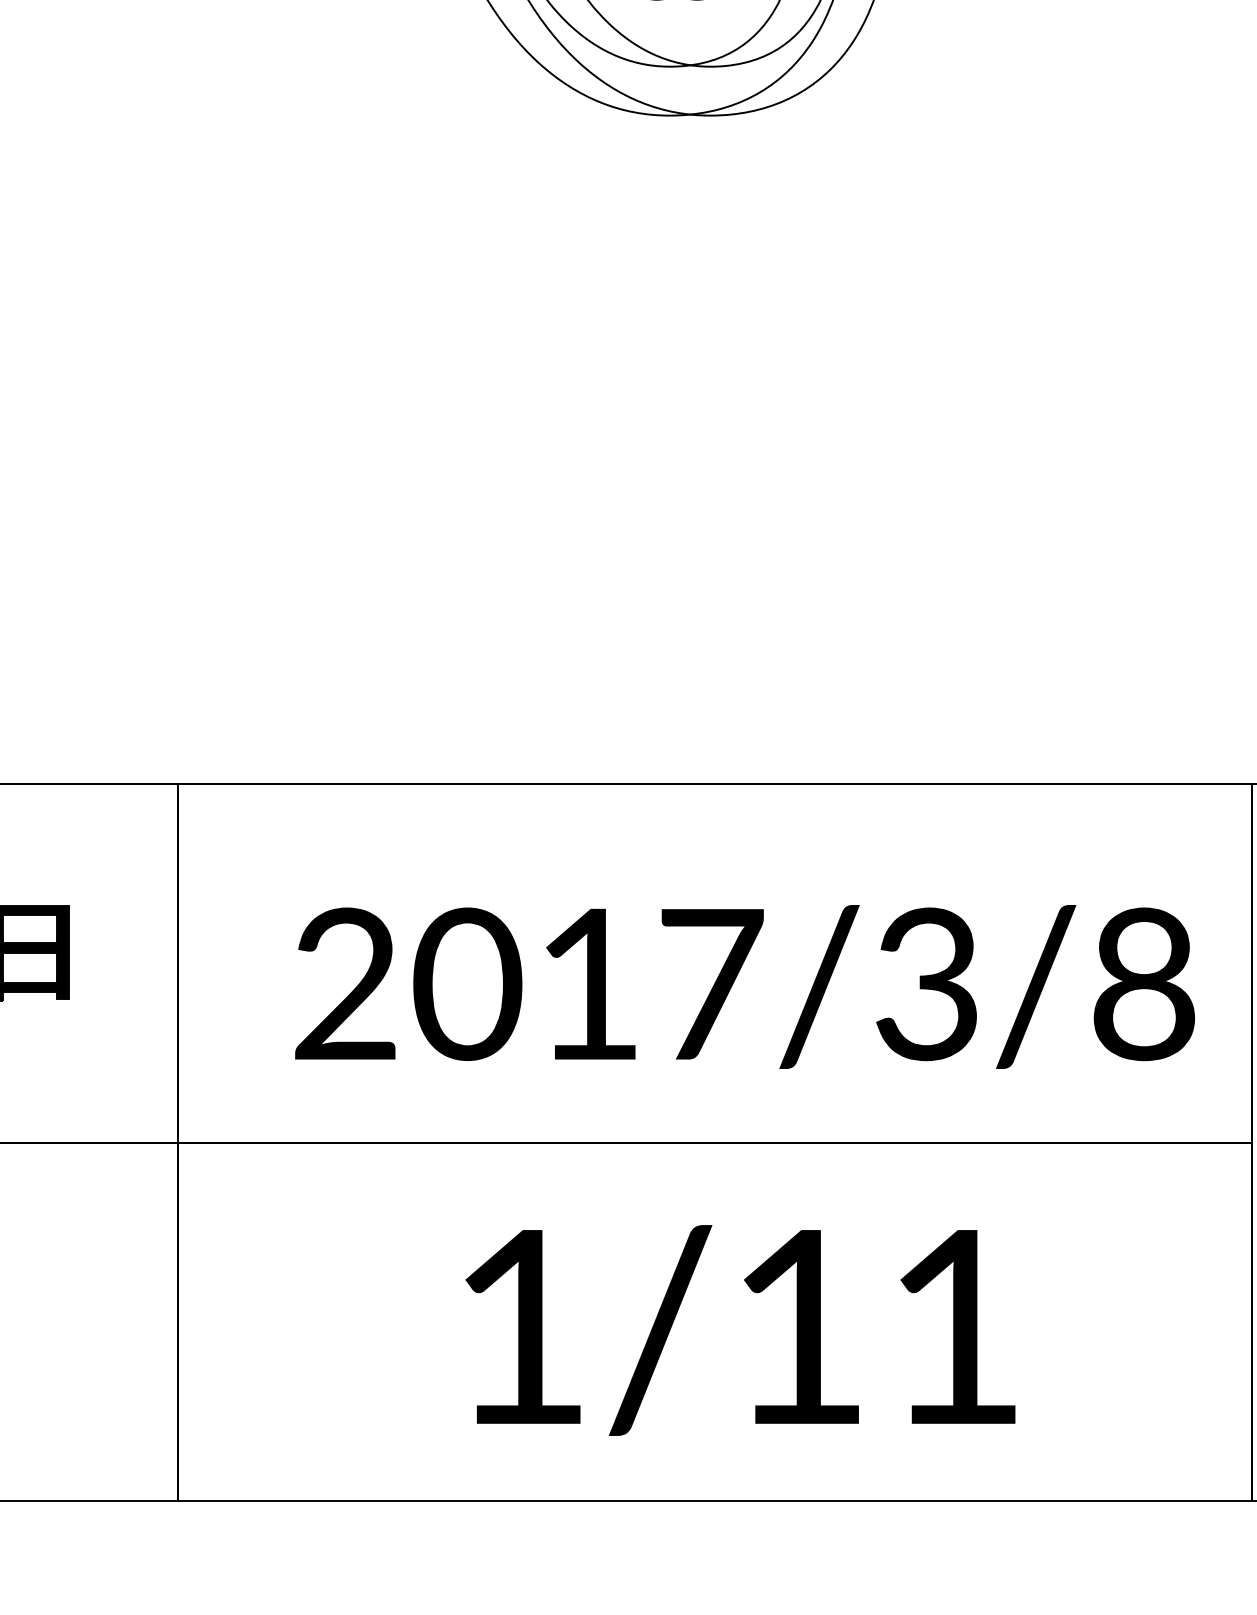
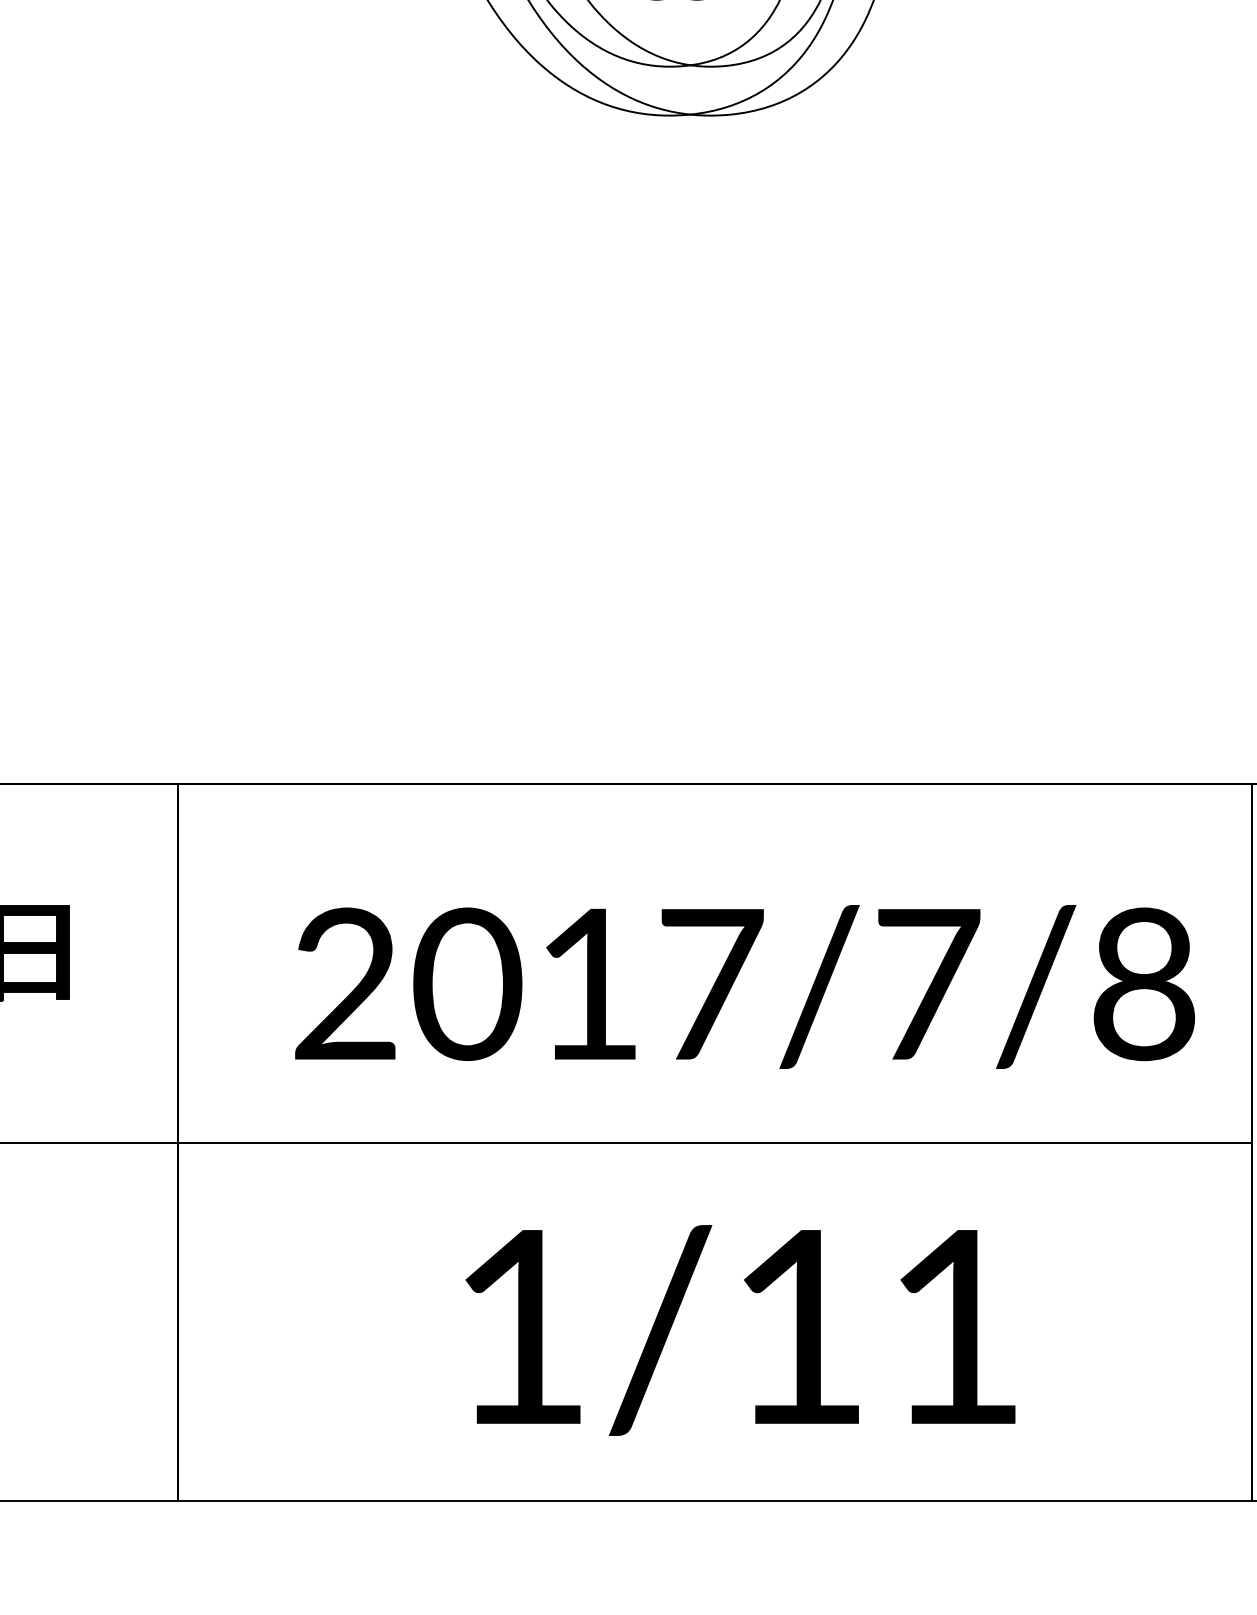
text: 2017/3/8 -> 2017/7/8 (928, 984)
